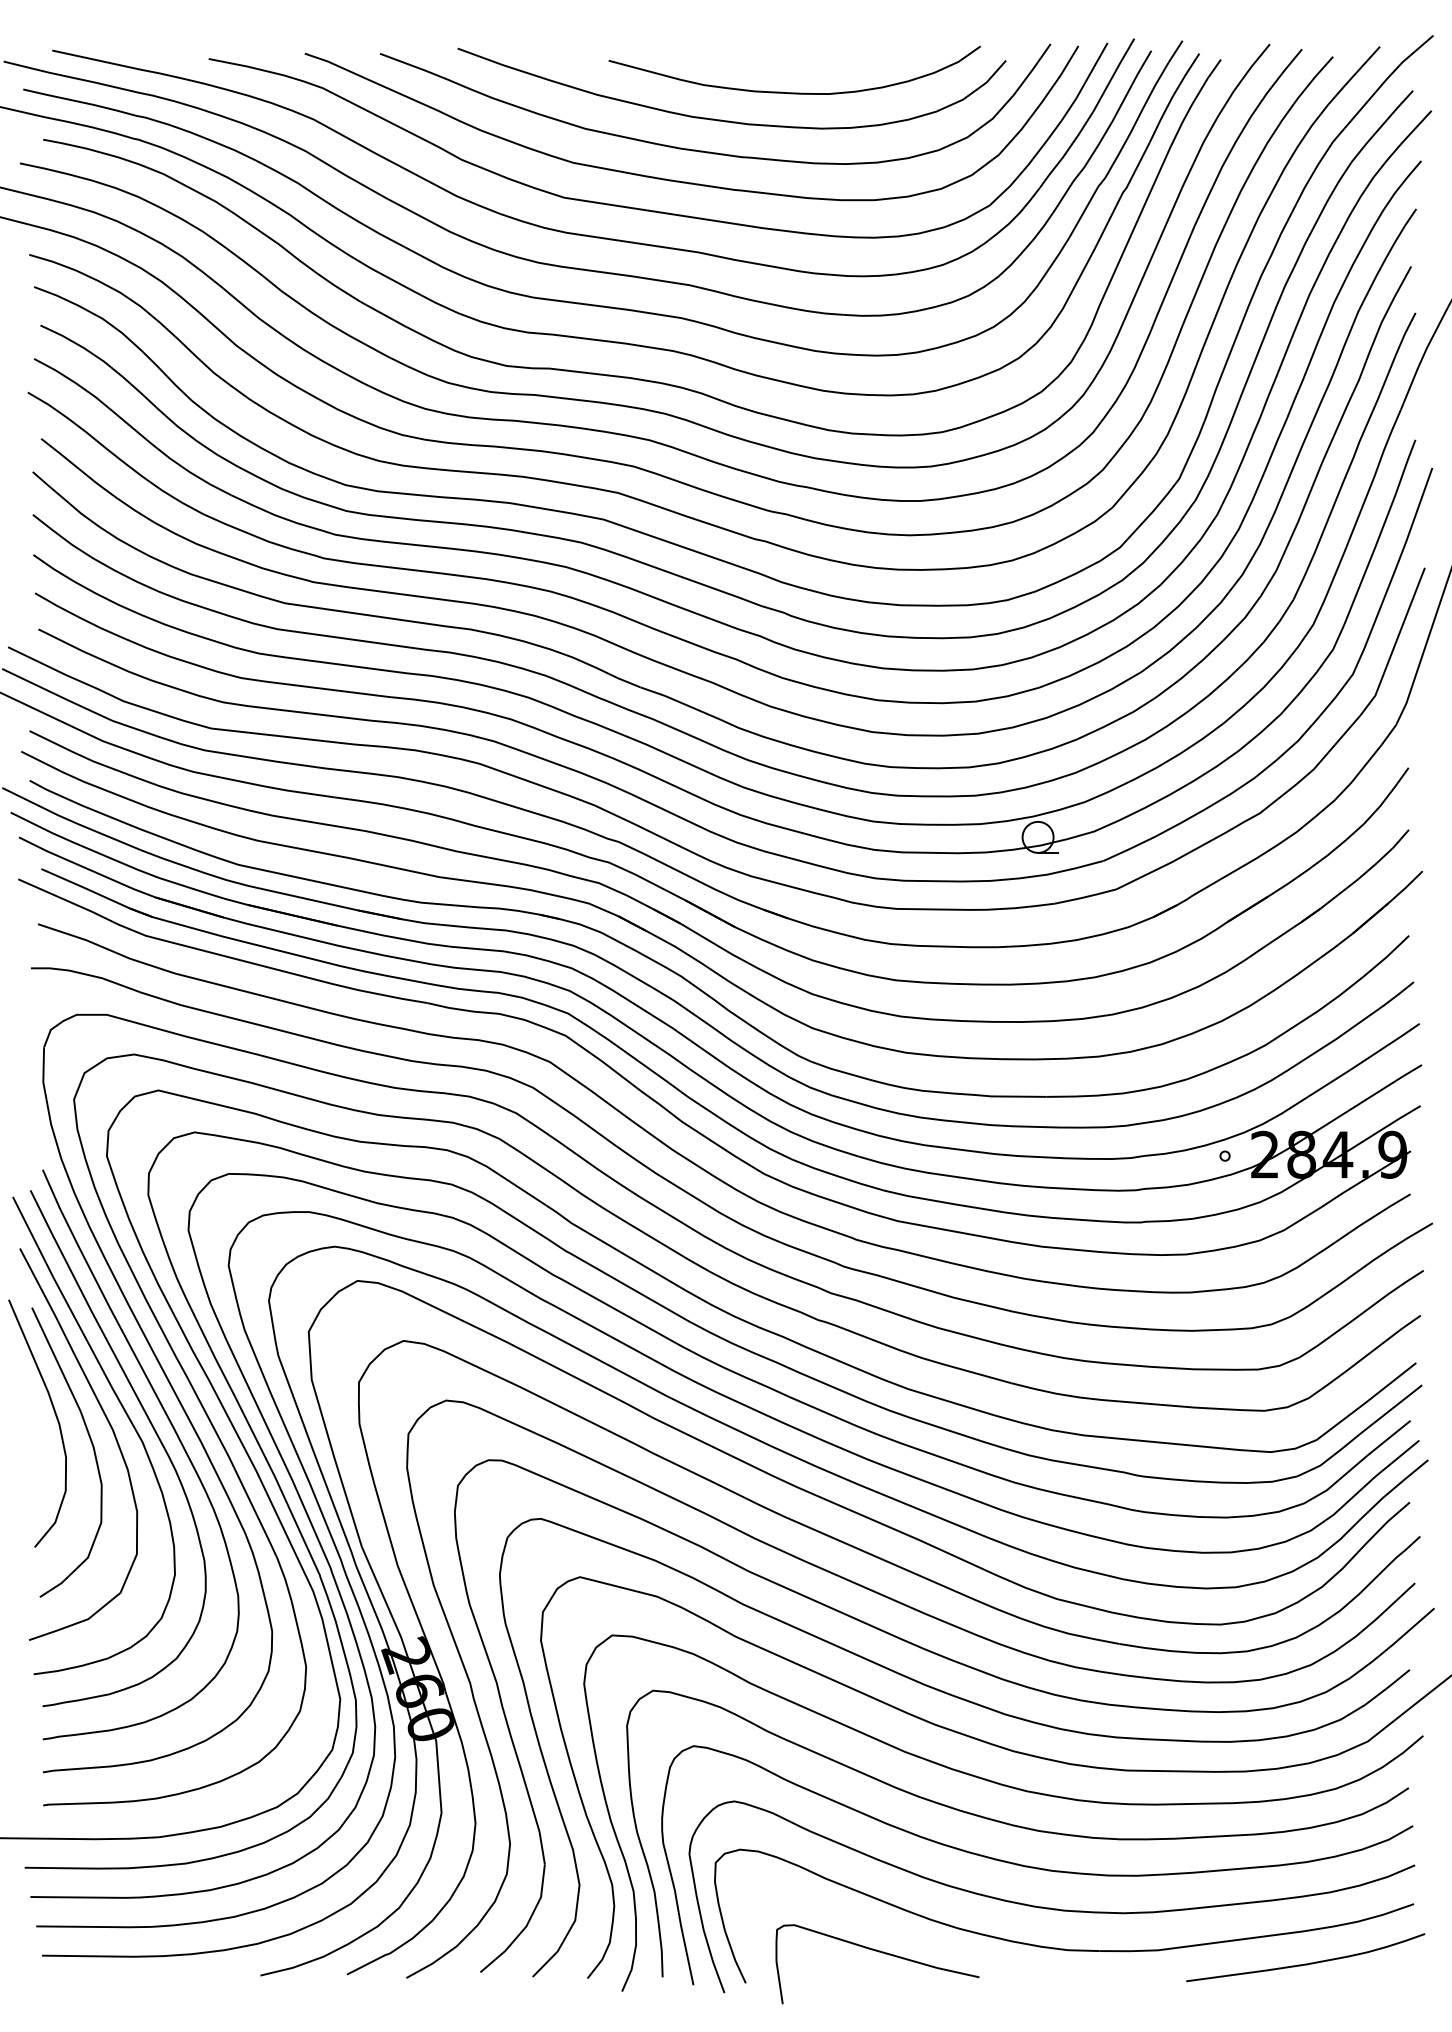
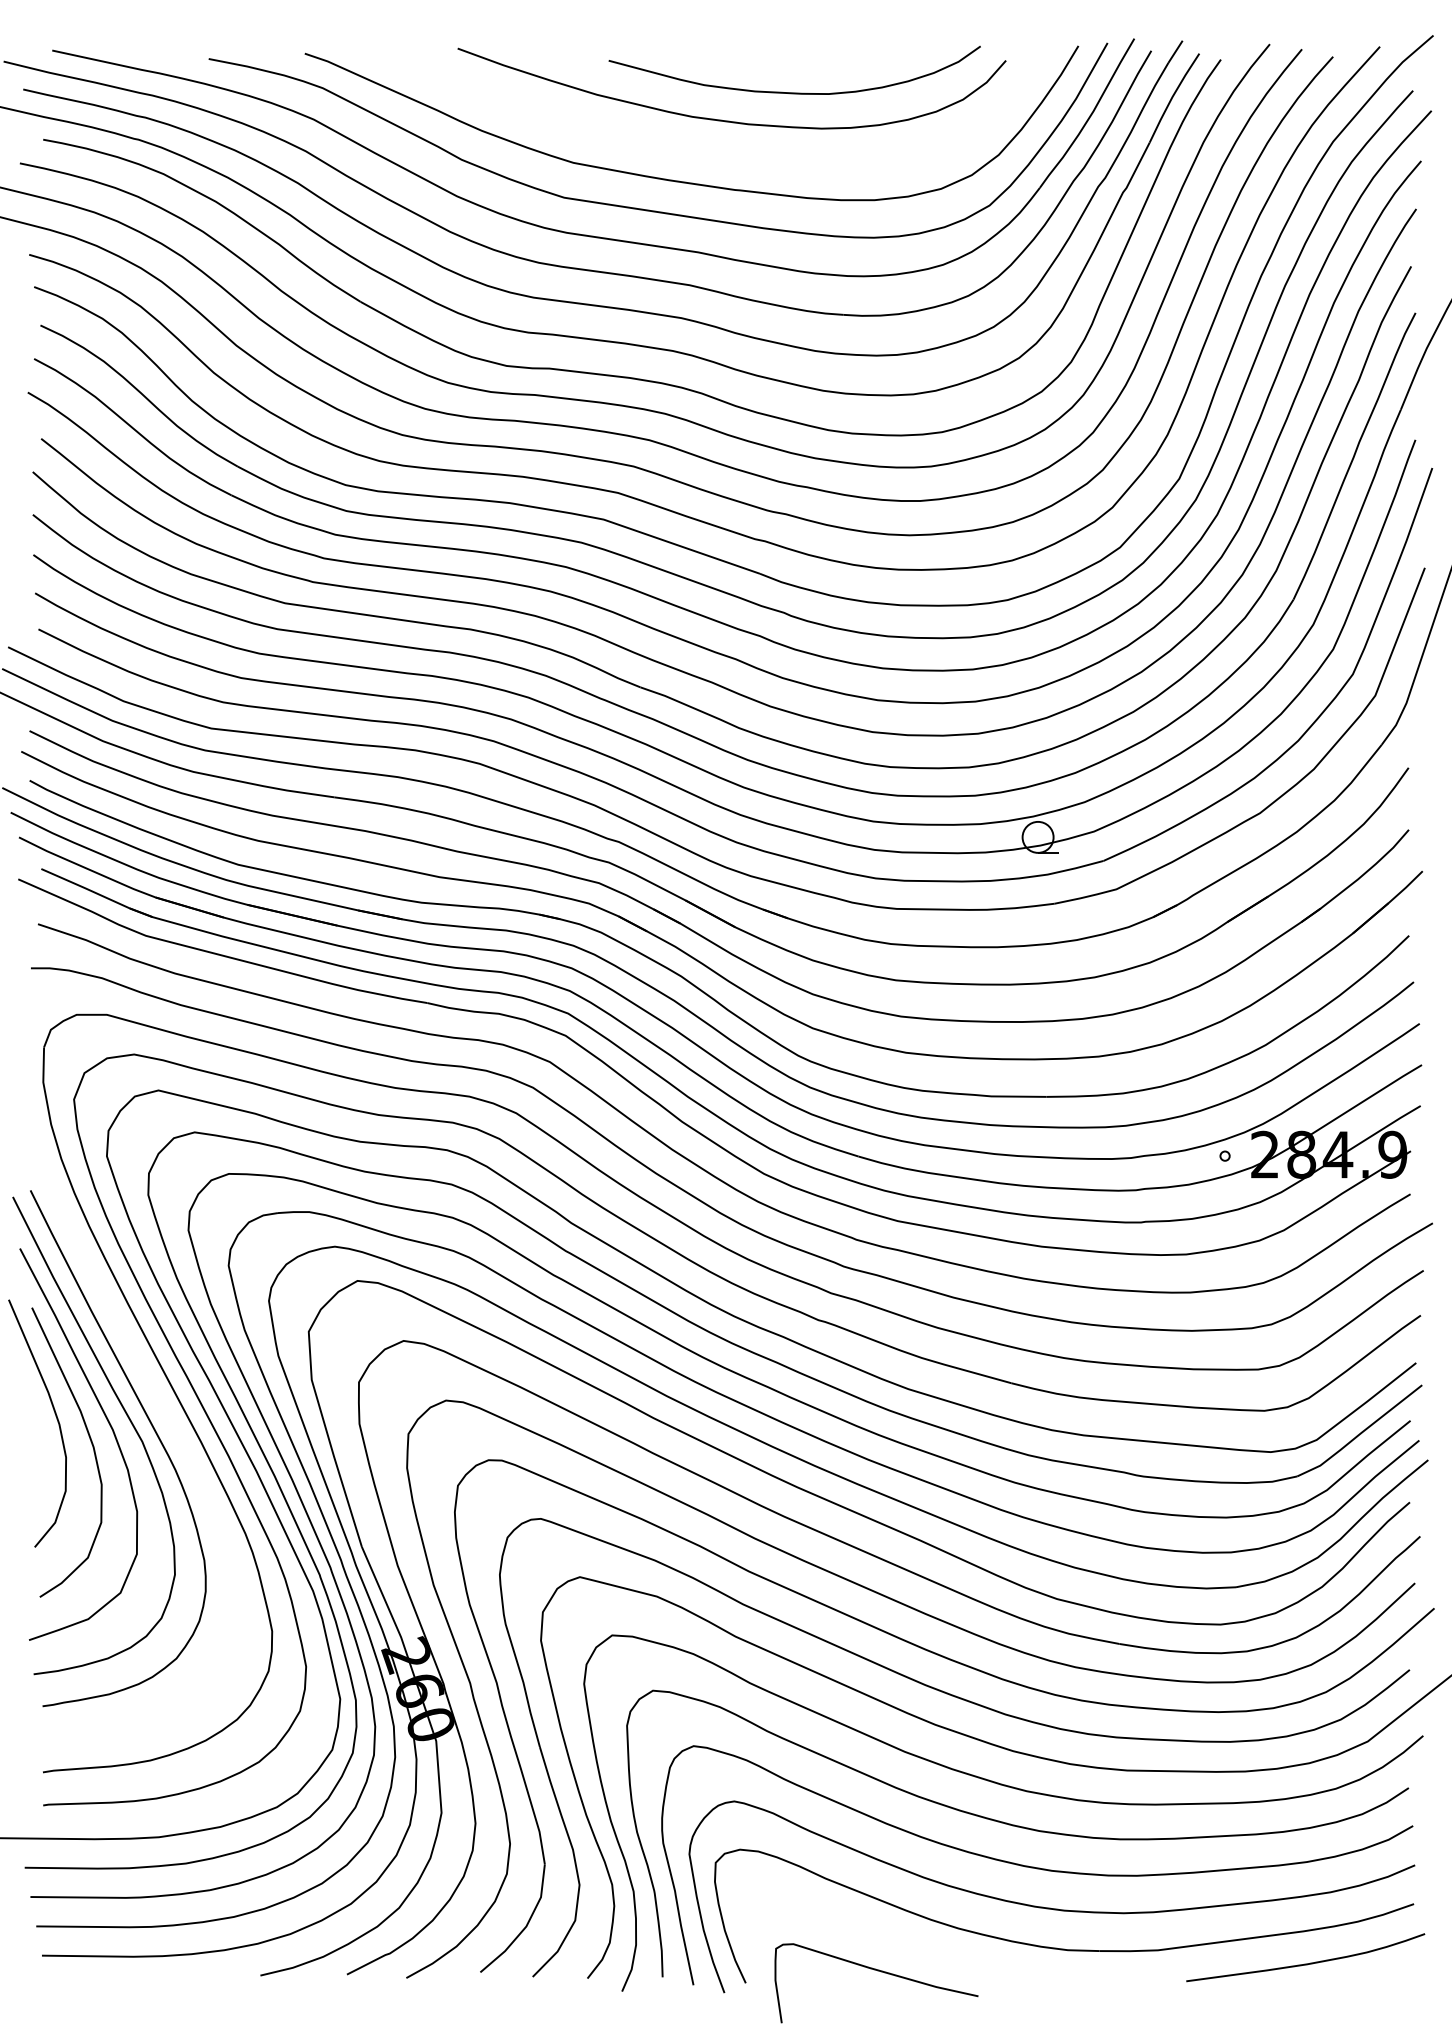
curve: present -> none (710, 151)
curve: present -> none (176, 1435)
curve position: (878, 1952) -> (877, 1971) (877, 1971)
